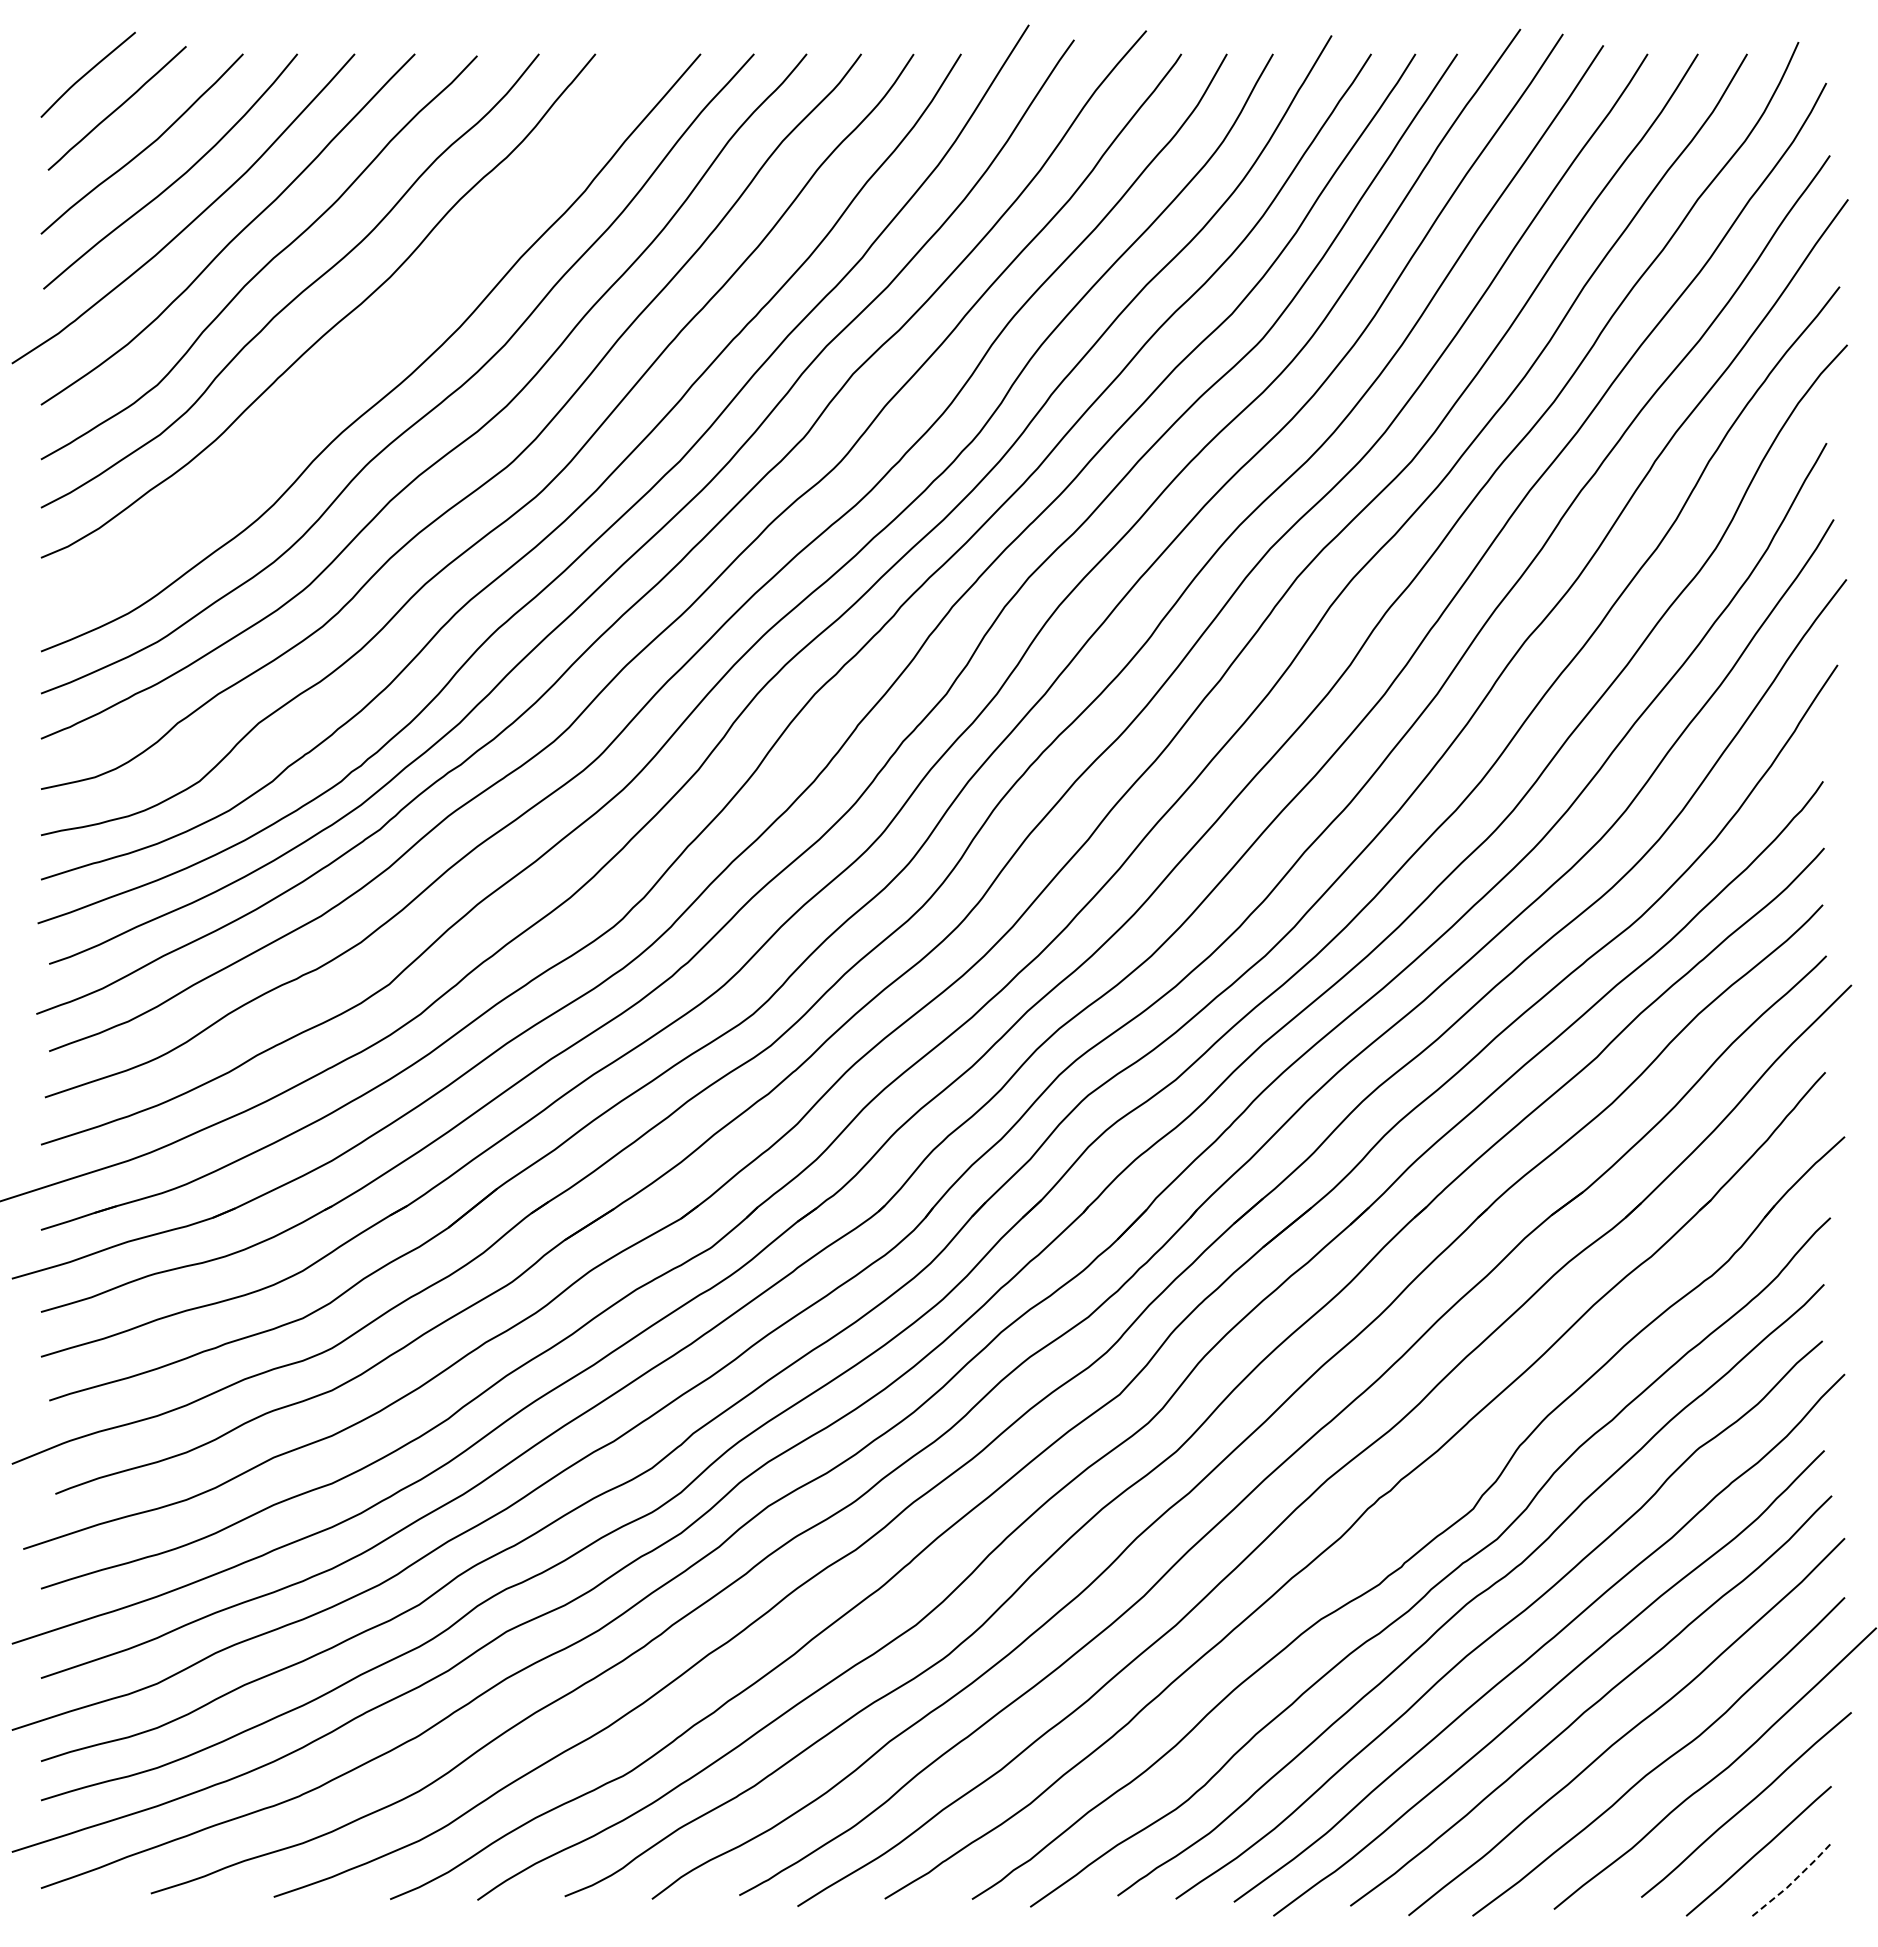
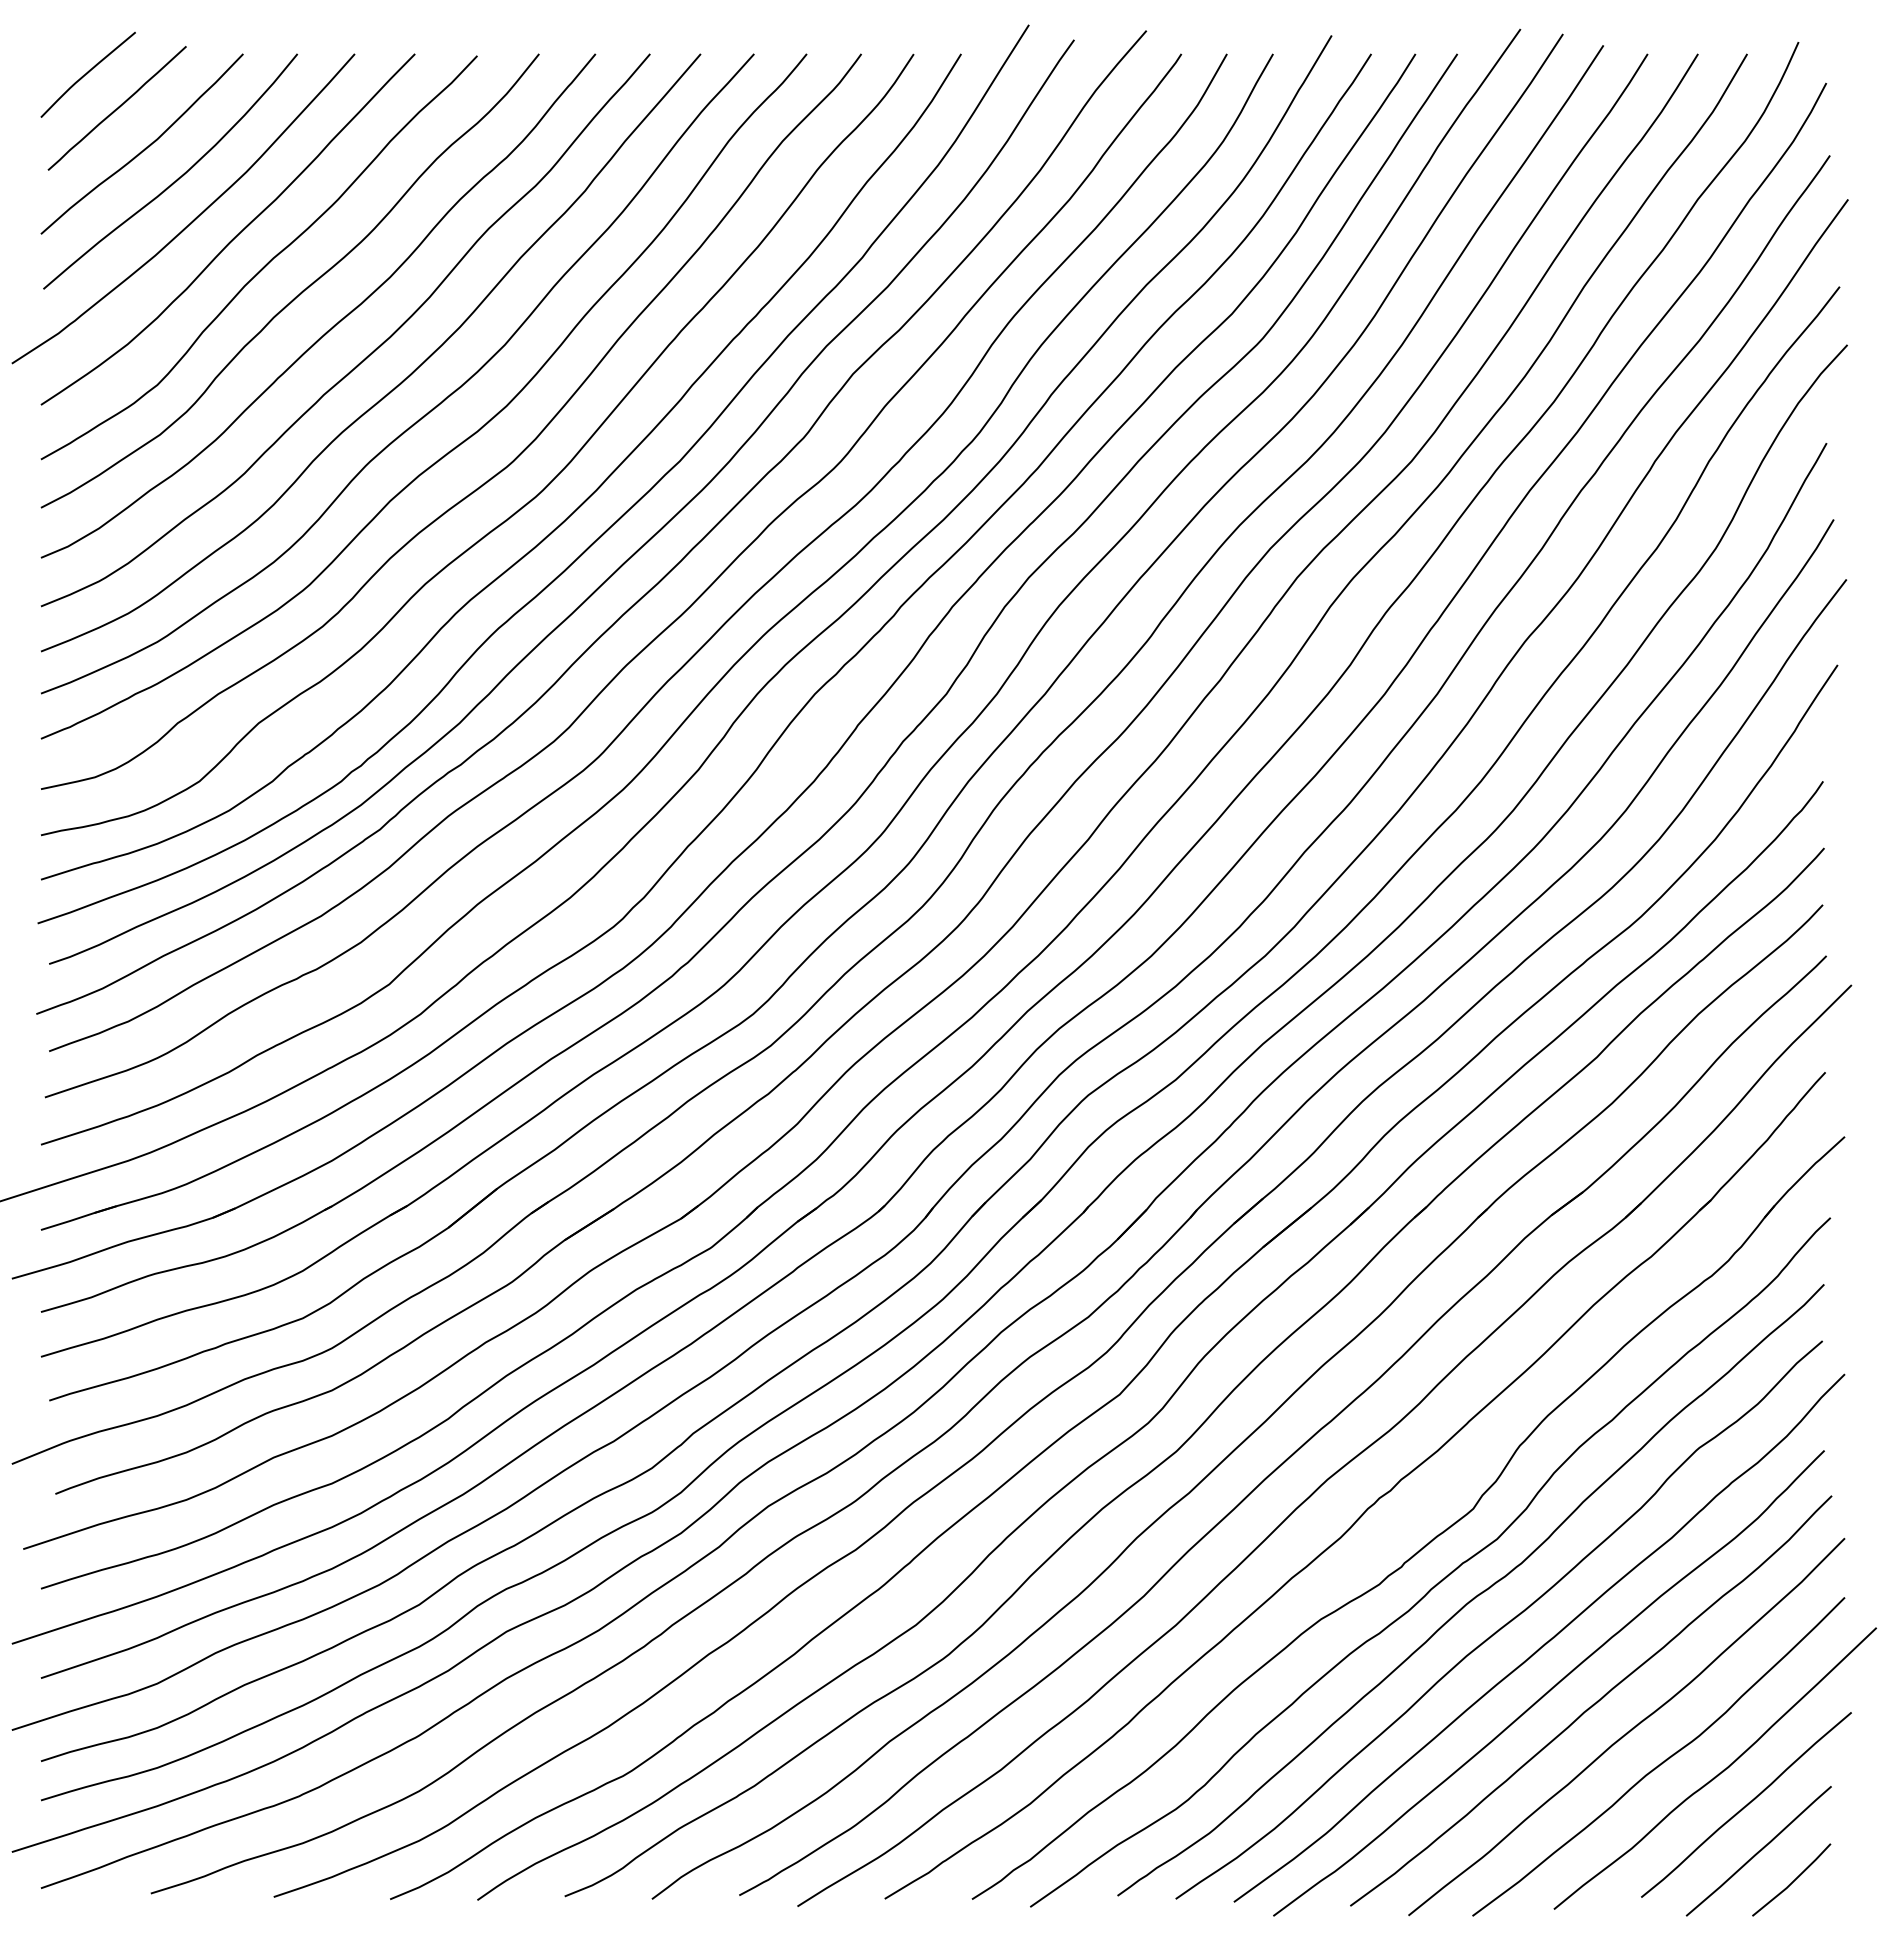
curve: none -> present (367, 355)
line: dashed -> solid (1793, 1881)
